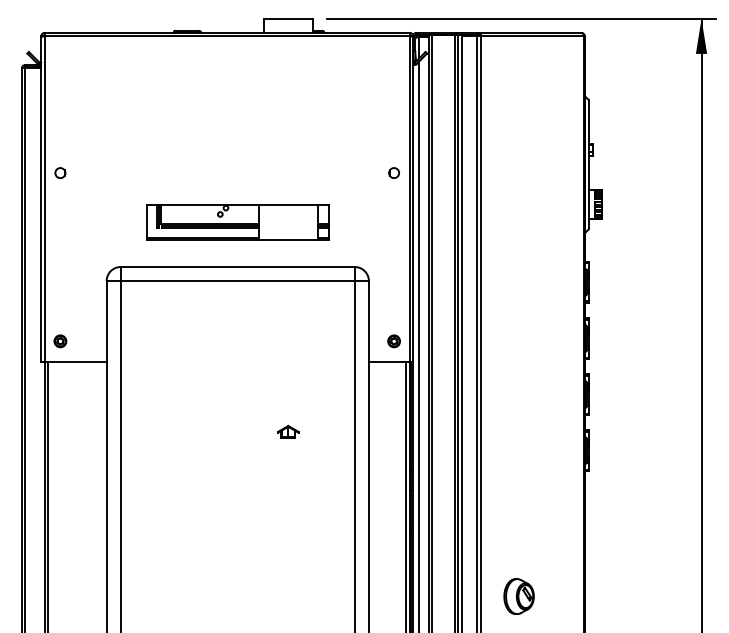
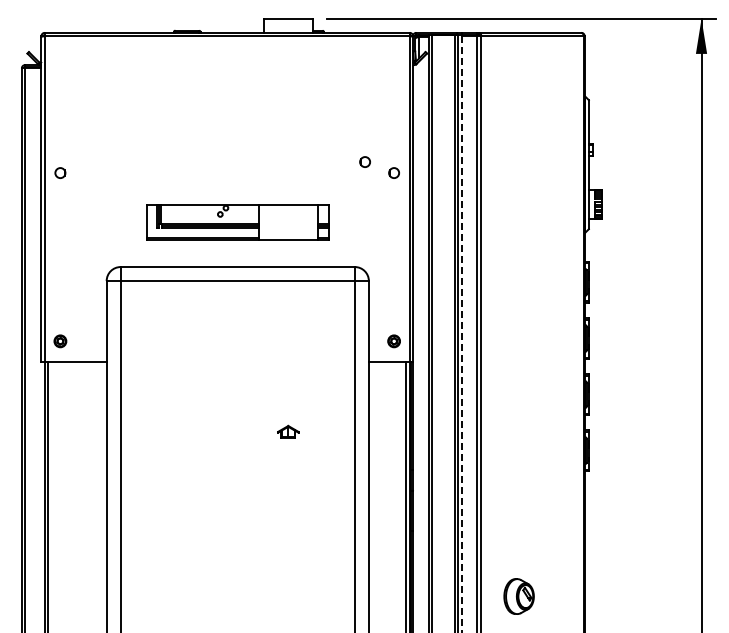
circle: none -> present (364, 161)
line: solid -> dashed (462, 334)
line: present -> none (419, 345)
